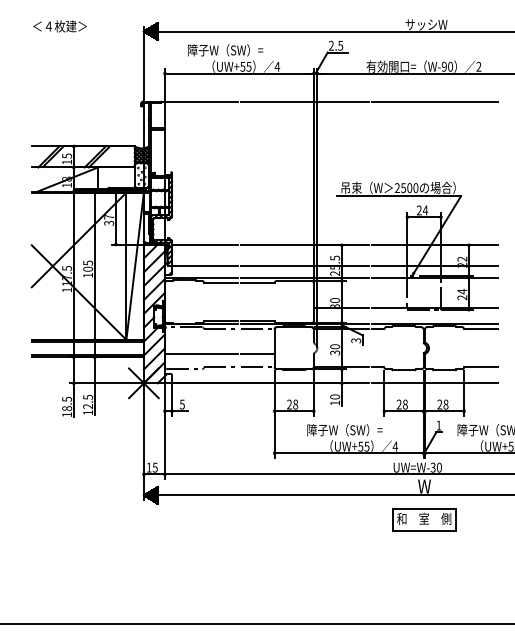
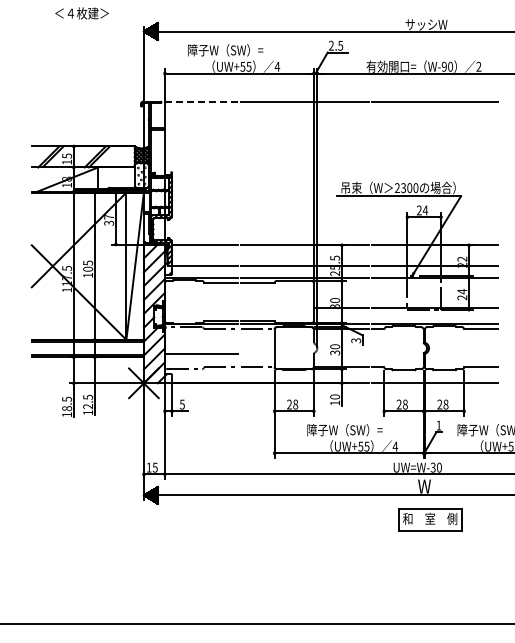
text position: (59, 26) -> (81, 13) (81, 13)
line: solid -> dashed (199, 101)
text: 2500 -> 2300 (403, 187)
line: present -> none (257, 354)
part position: (424, 519) -> (430, 519) (430, 519)
